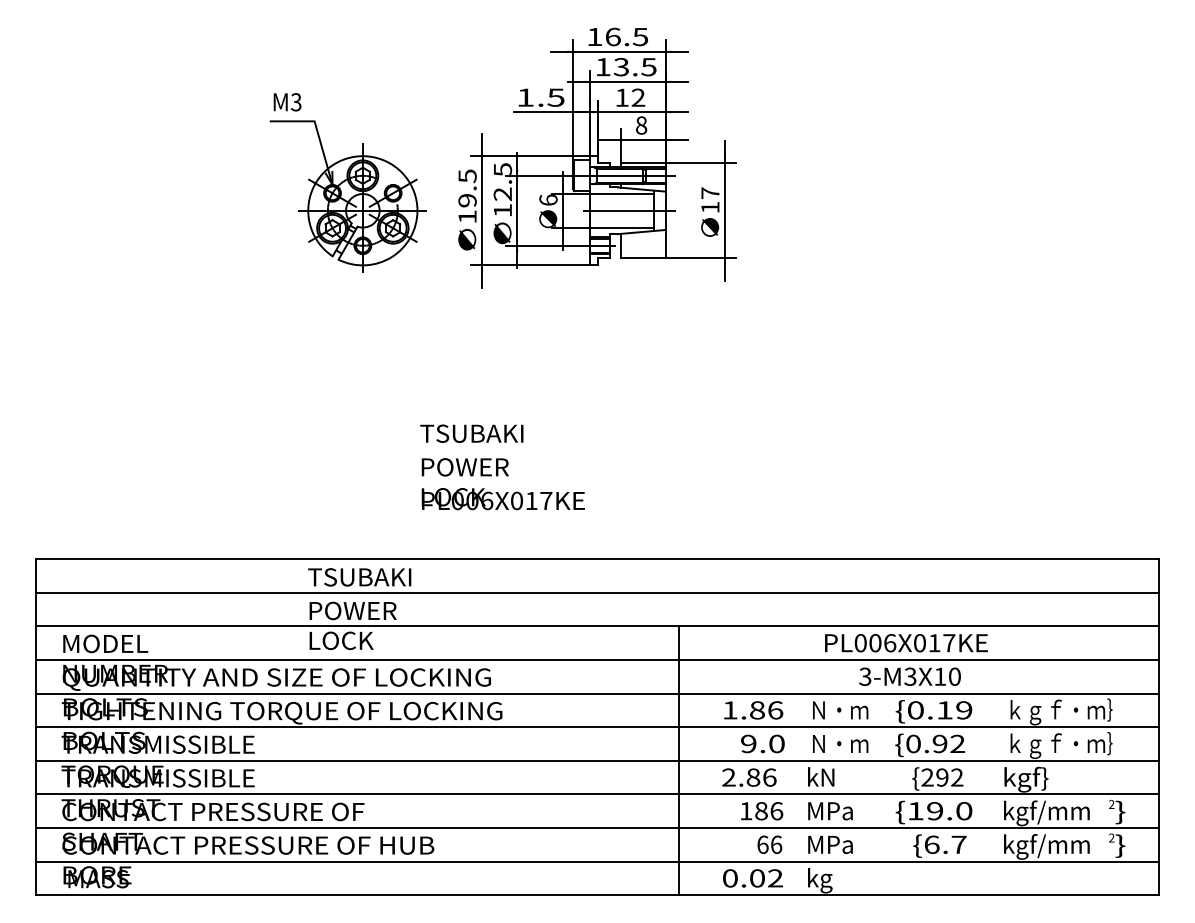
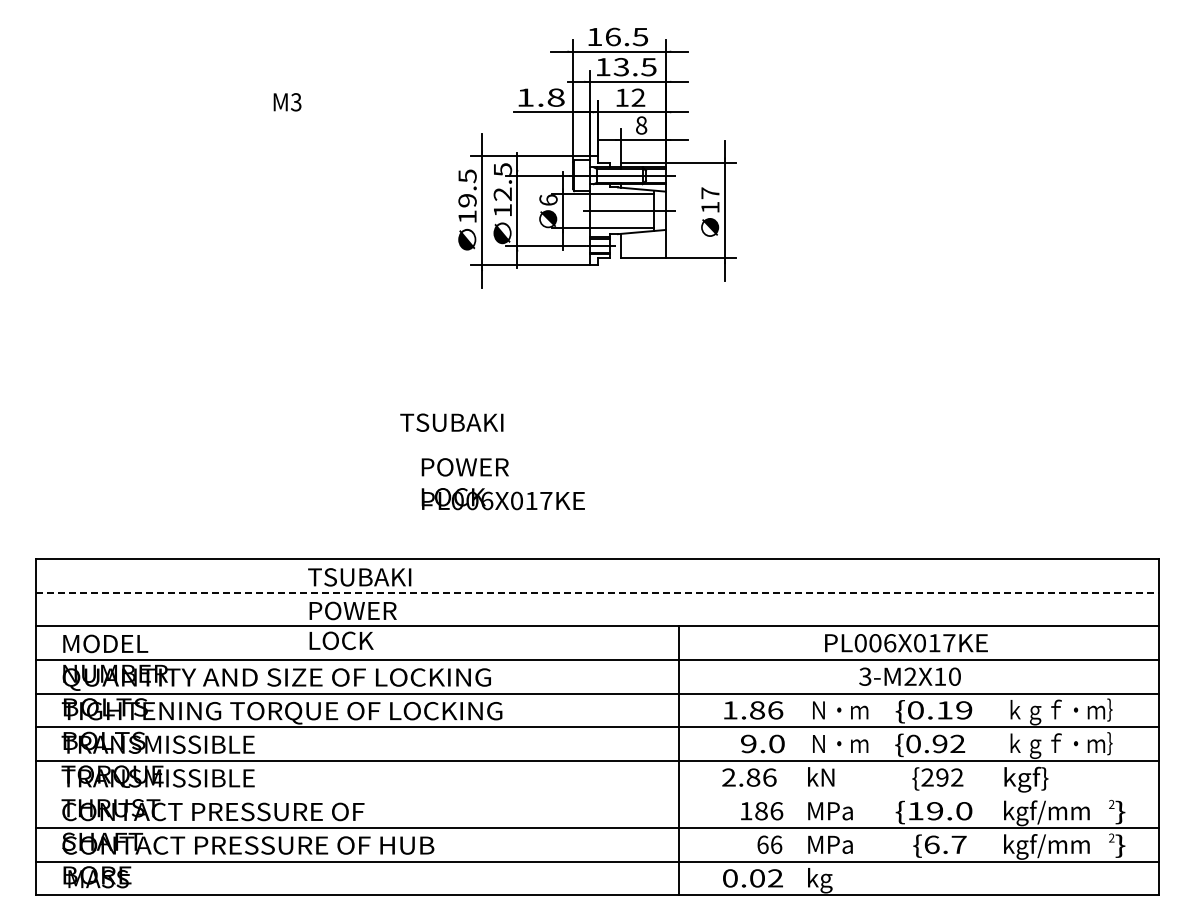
text: 1.5 -> 1.8 (555, 97)
part: present -> none (347, 196)
text position: (471, 433) -> (451, 422) (451, 422)
line: solid -> dashed (597, 592)
text: 3-M3X10 -> 3-M2X10 (910, 676)
line: present -> none (597, 794)
